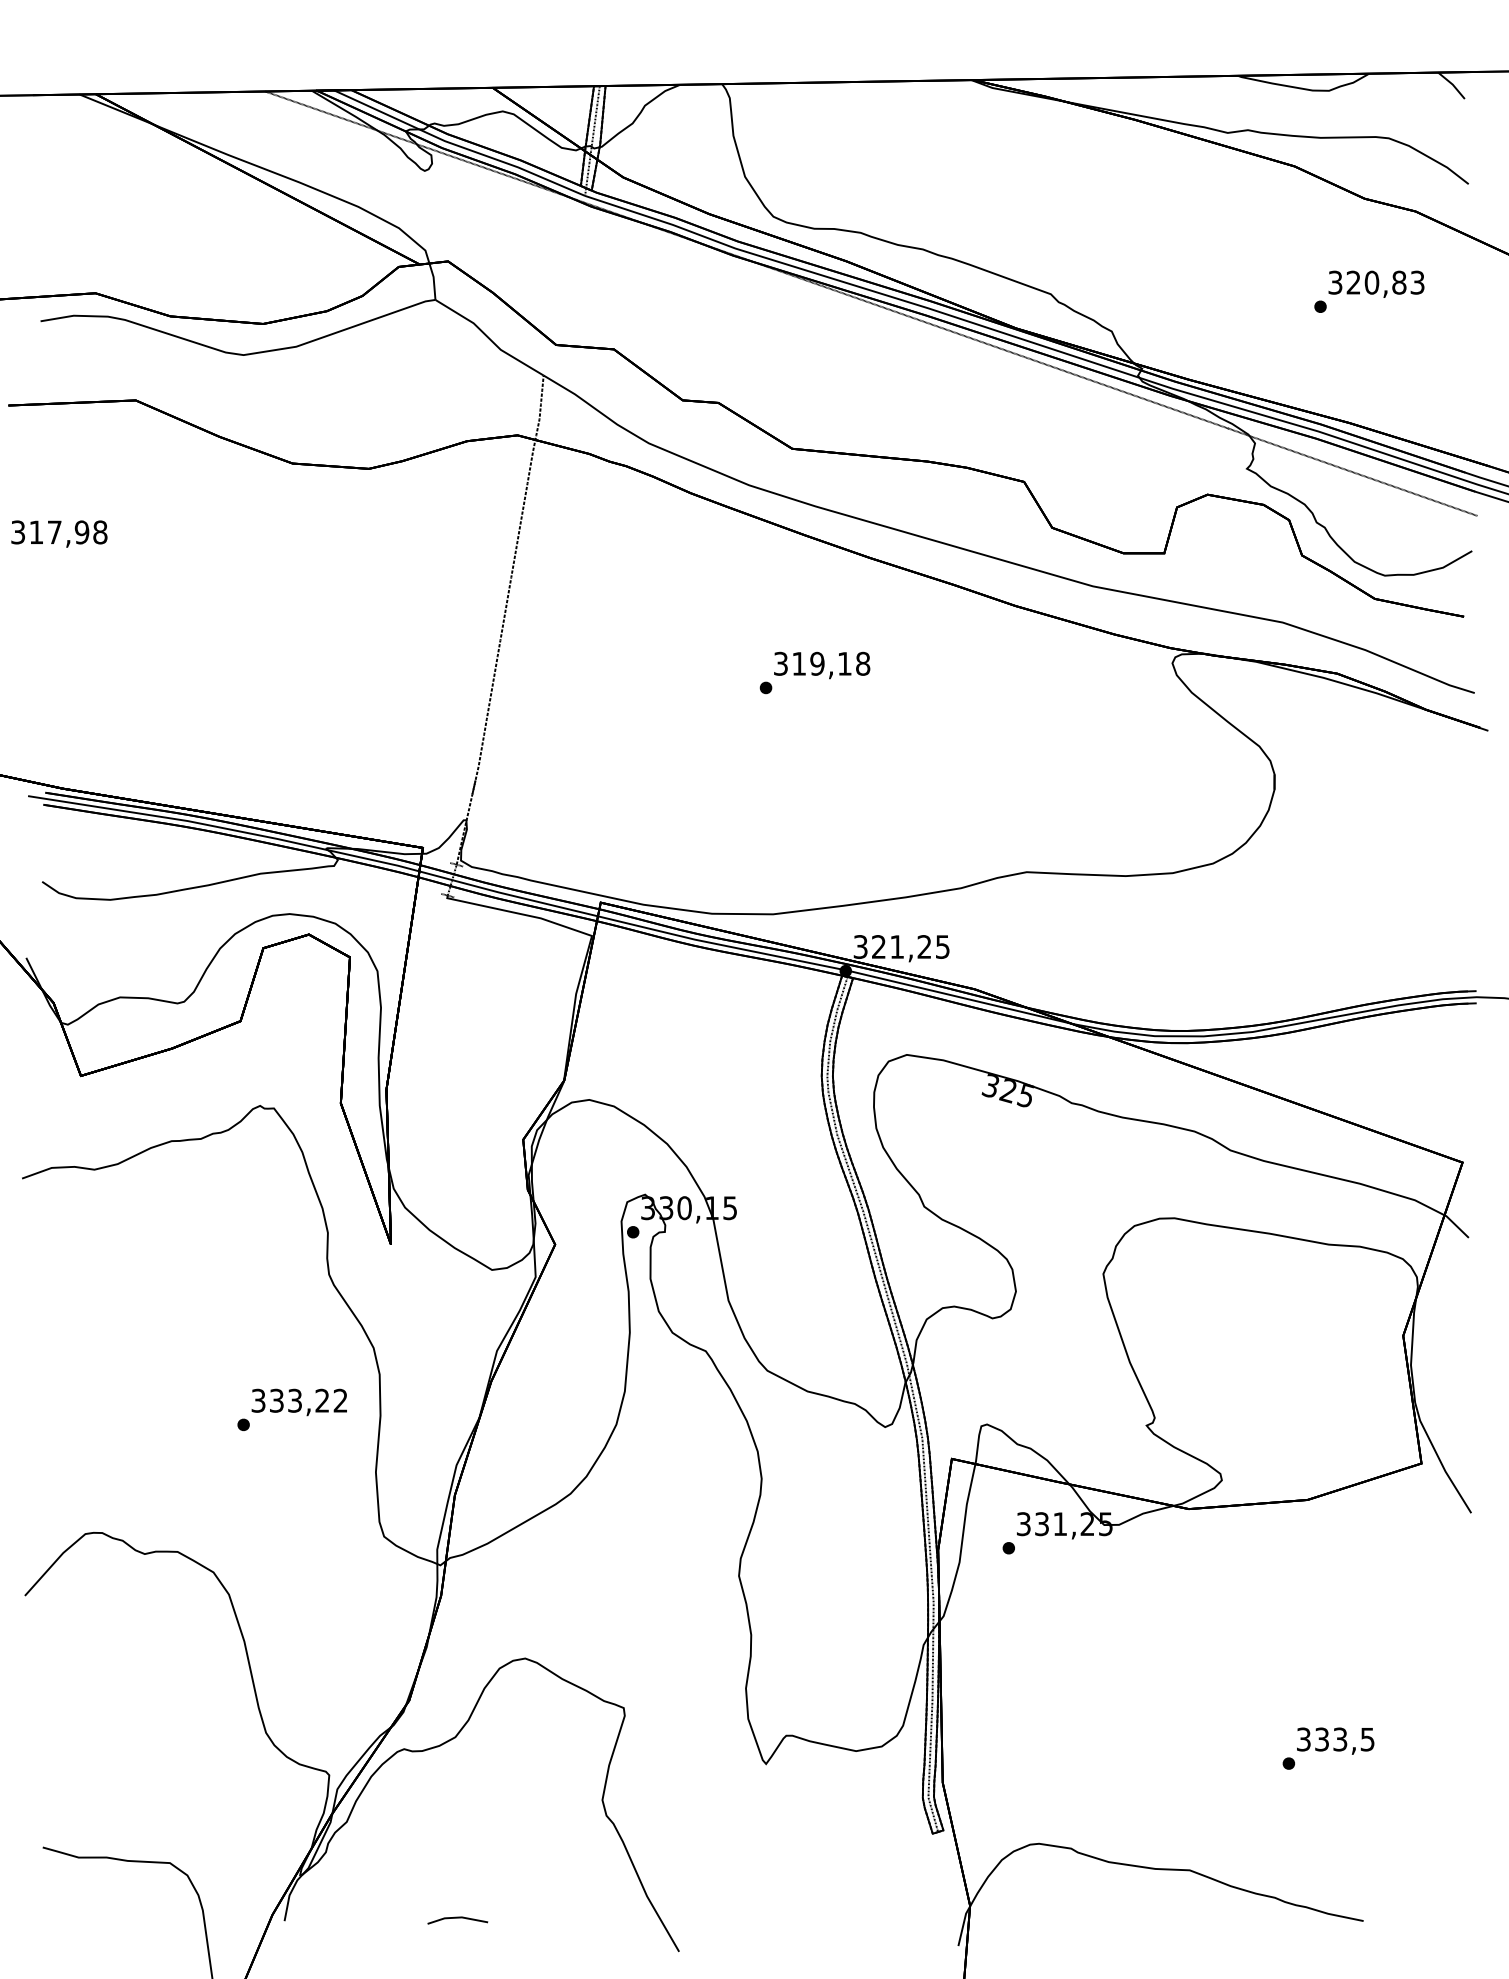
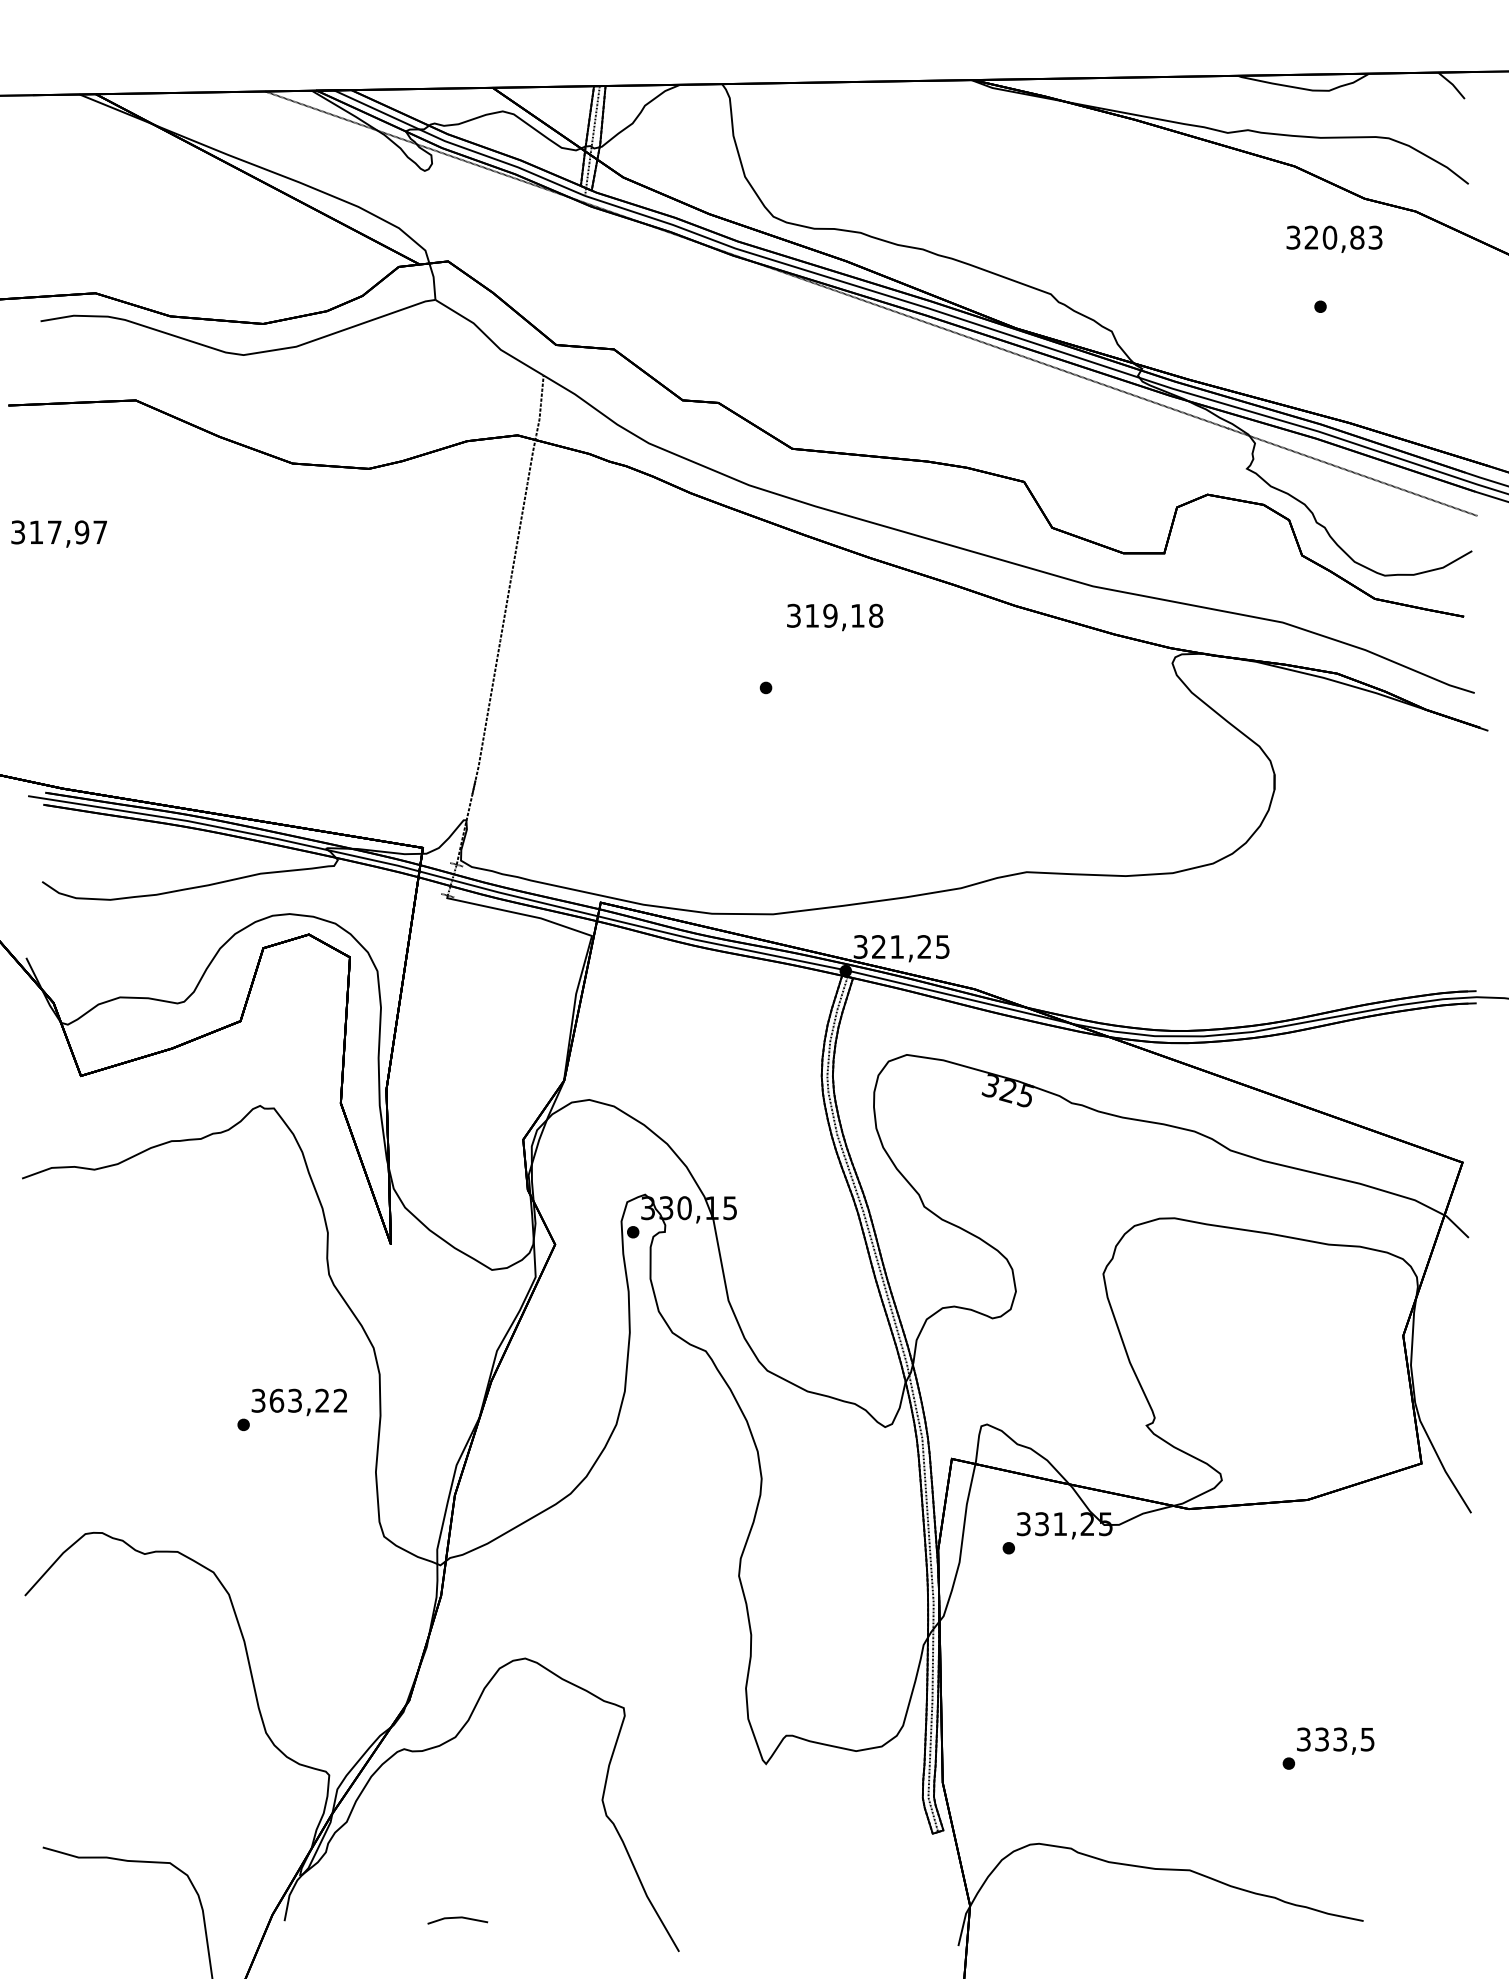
text position: (1376, 283) -> (1334, 238) (1334, 238)
text: 317,98 -> 317,97 (100, 532)
text position: (822, 665) -> (835, 617) (835, 617)
text: 333,22 -> 363,22 (276, 1400)
